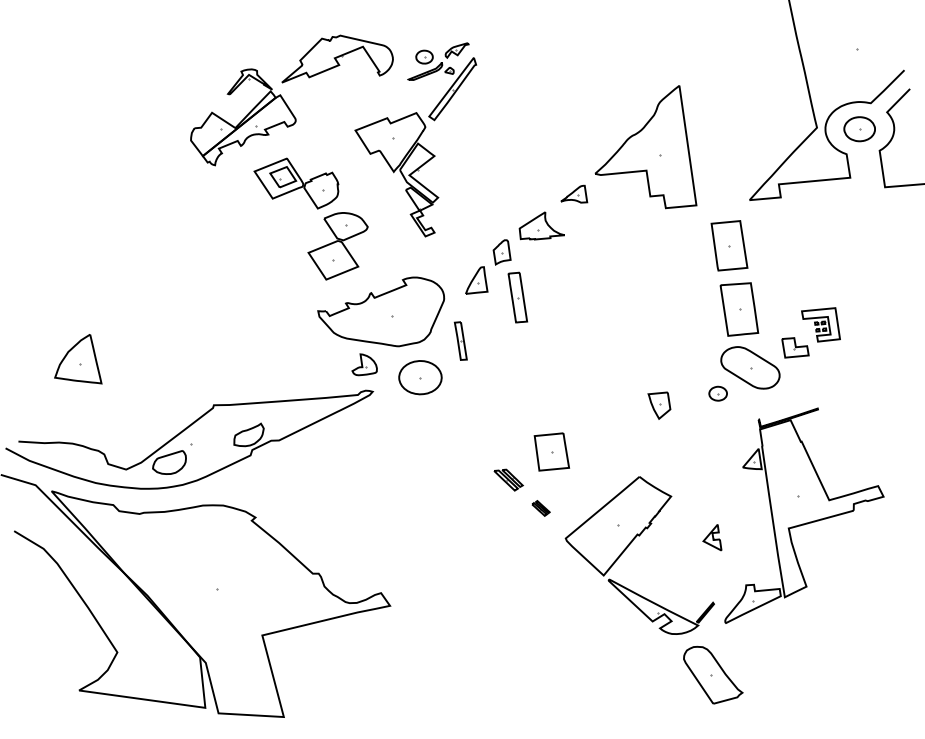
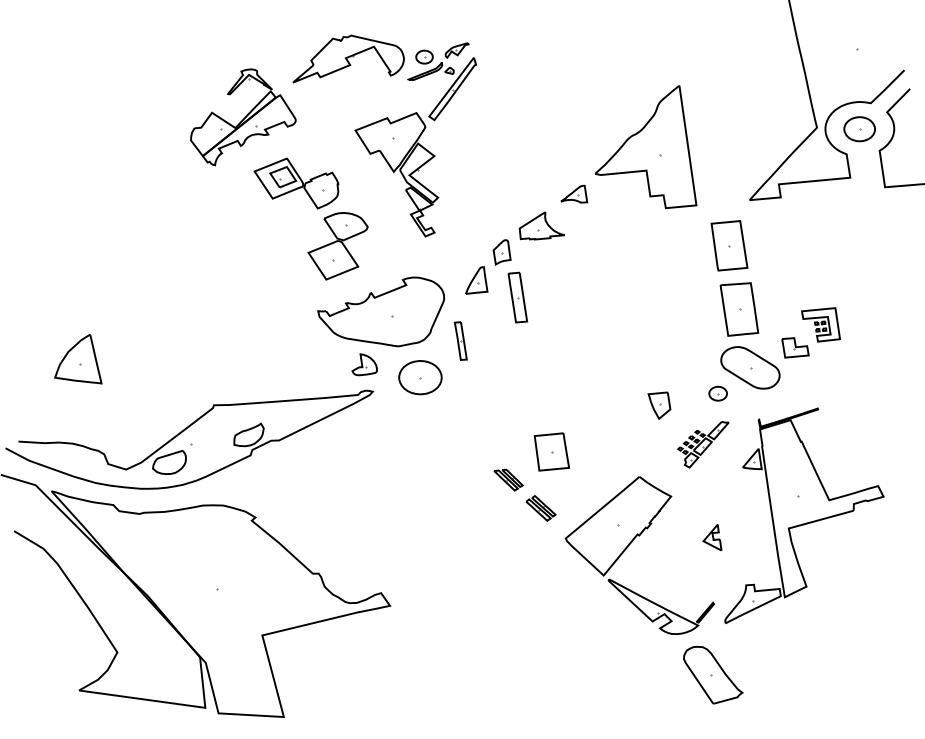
part position: (337, 58) -> (348, 58) (348, 58)
part: none -> present (703, 444)
part size: 20x17 px -> 32x27 px (540, 508)
